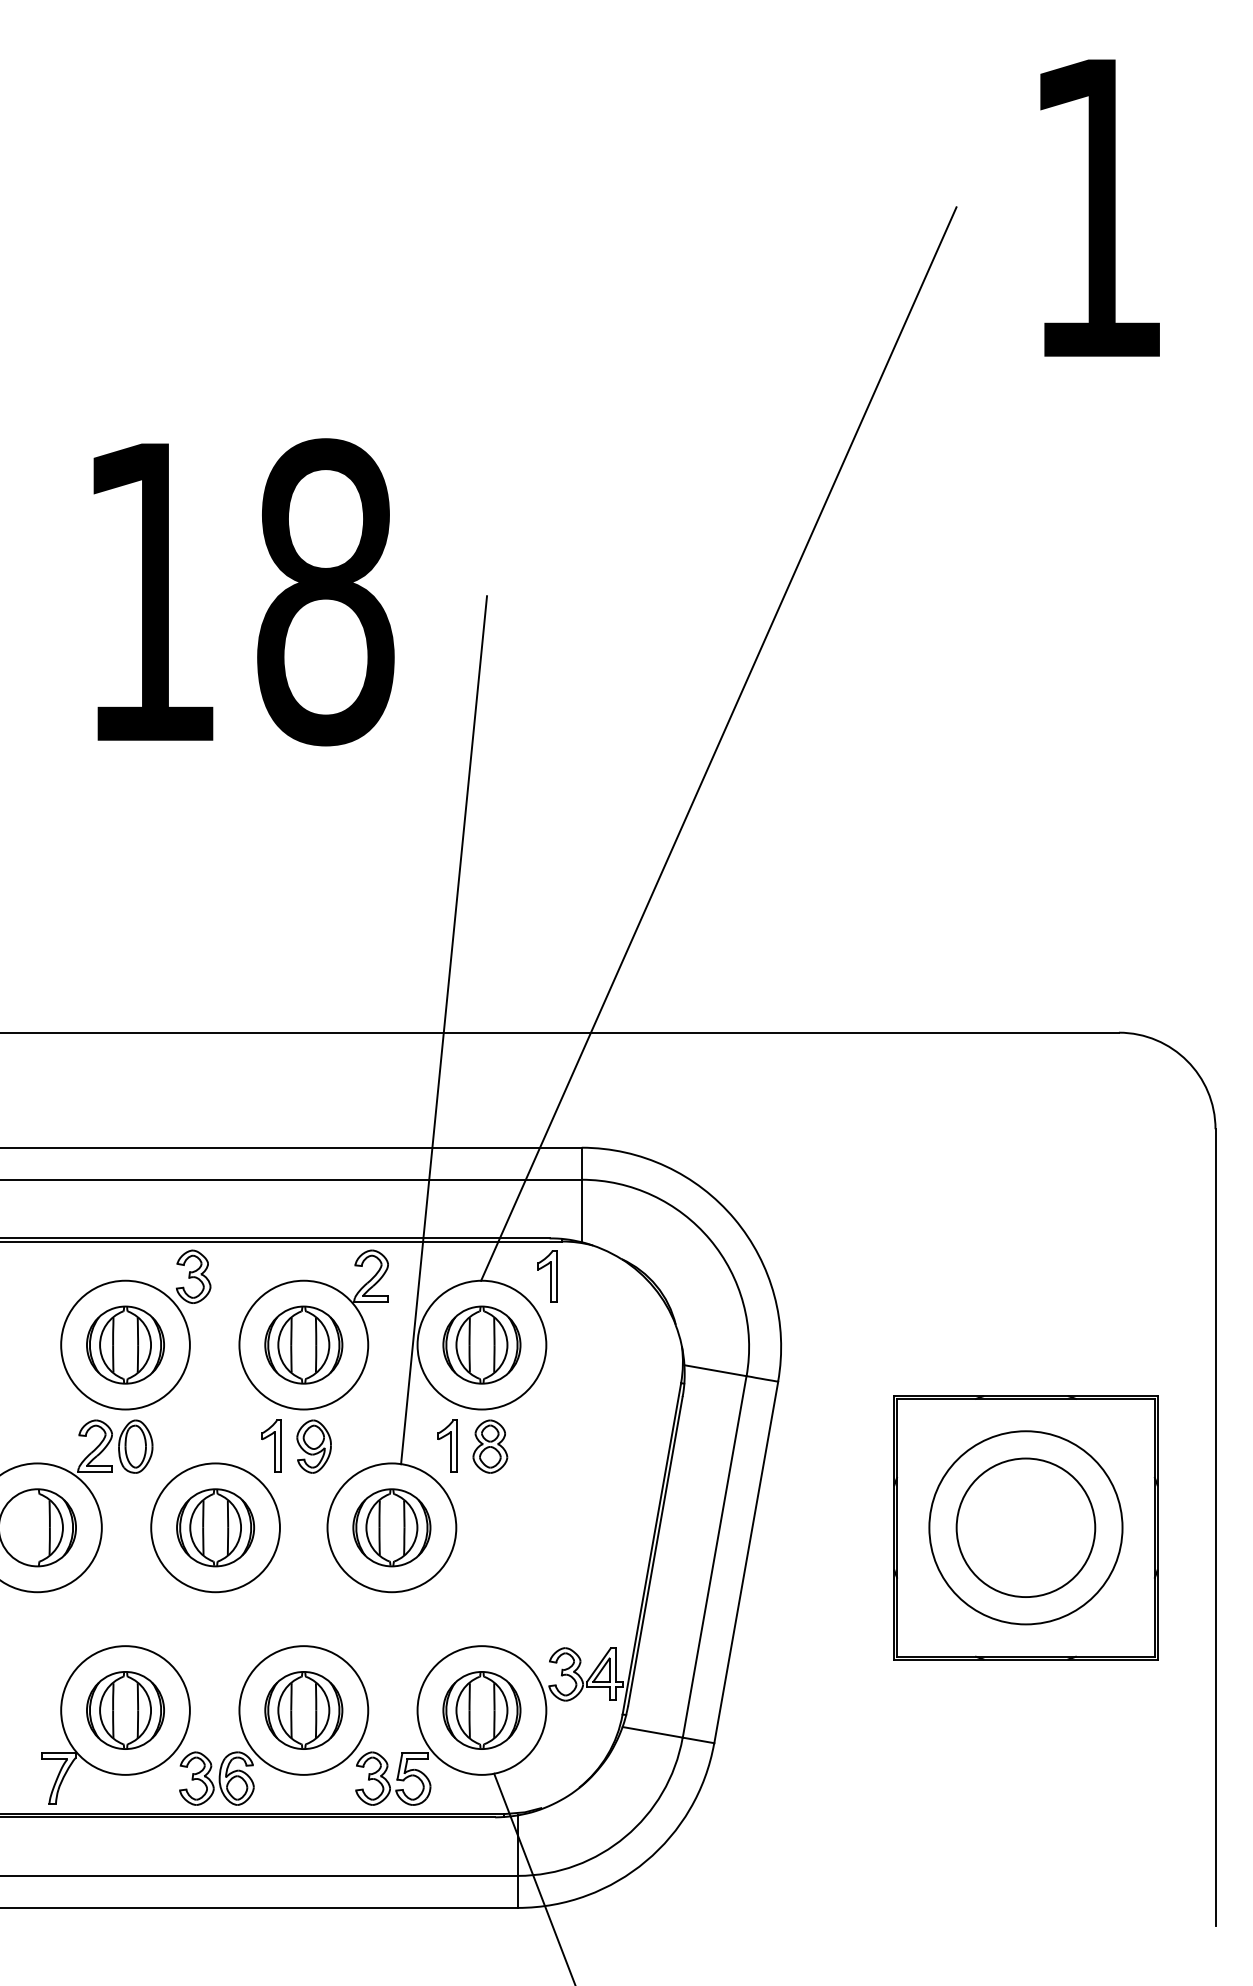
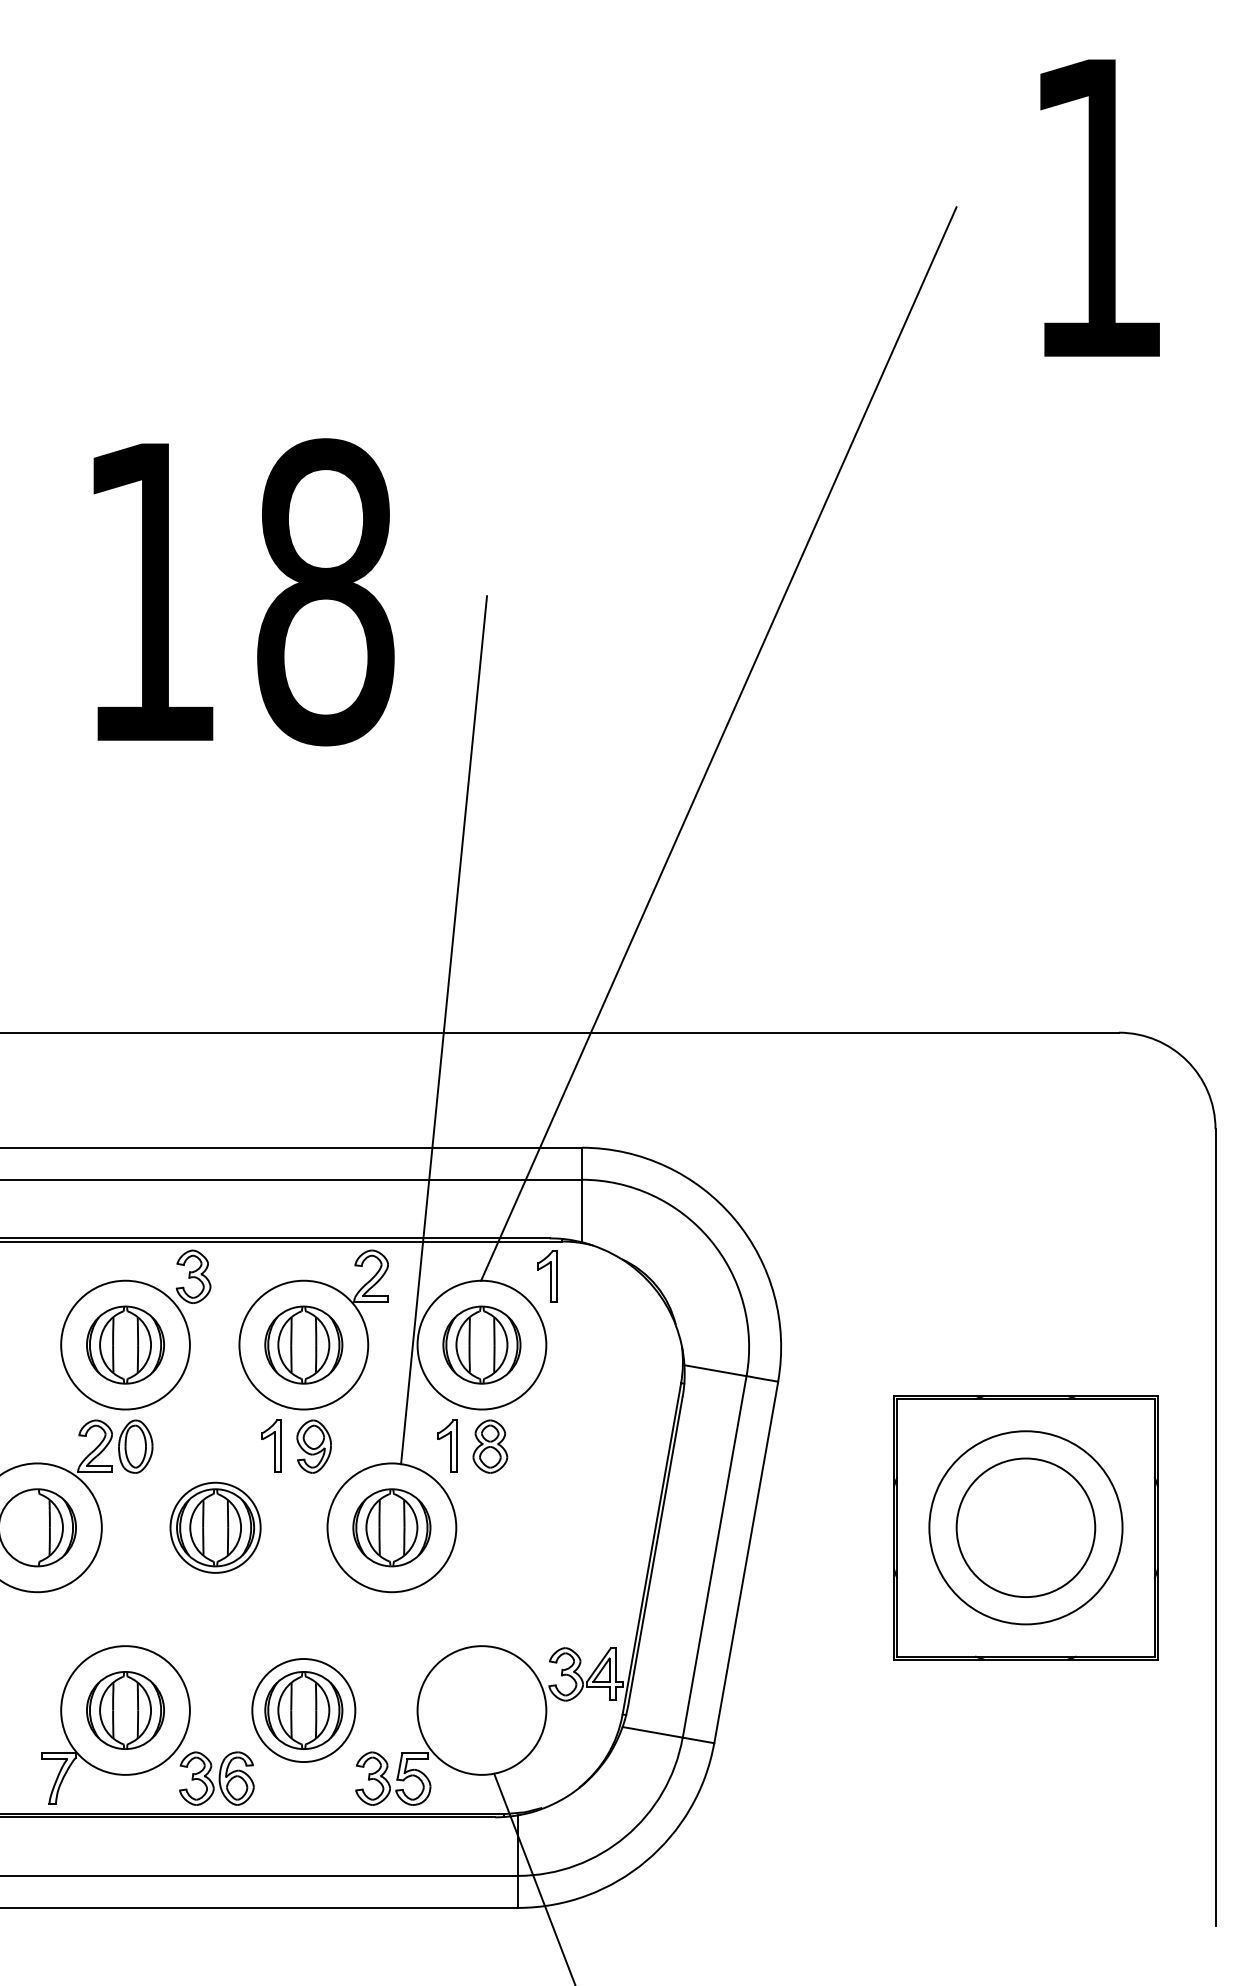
circle diameter: 129 px -> 90 px (215, 1527)
circle diameter: 129 px -> 103 px (303, 1710)
part: present -> none (481, 1710)
